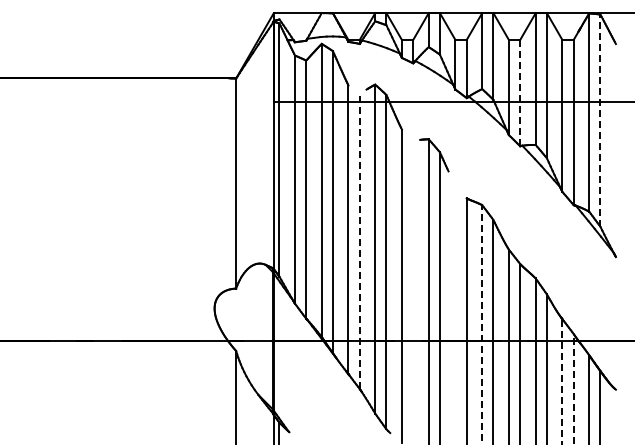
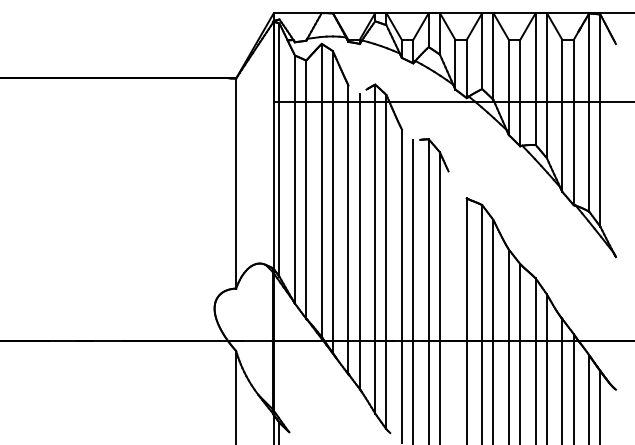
line: dashed -> solid (520, 92)
line: dashed -> solid (600, 120)
line: dashed -> solid (359, 241)
line: none -> present (413, 290)
line: dashed -> solid (482, 324)
line: dashed -> solid (562, 381)
line: dashed -> solid (573, 388)
